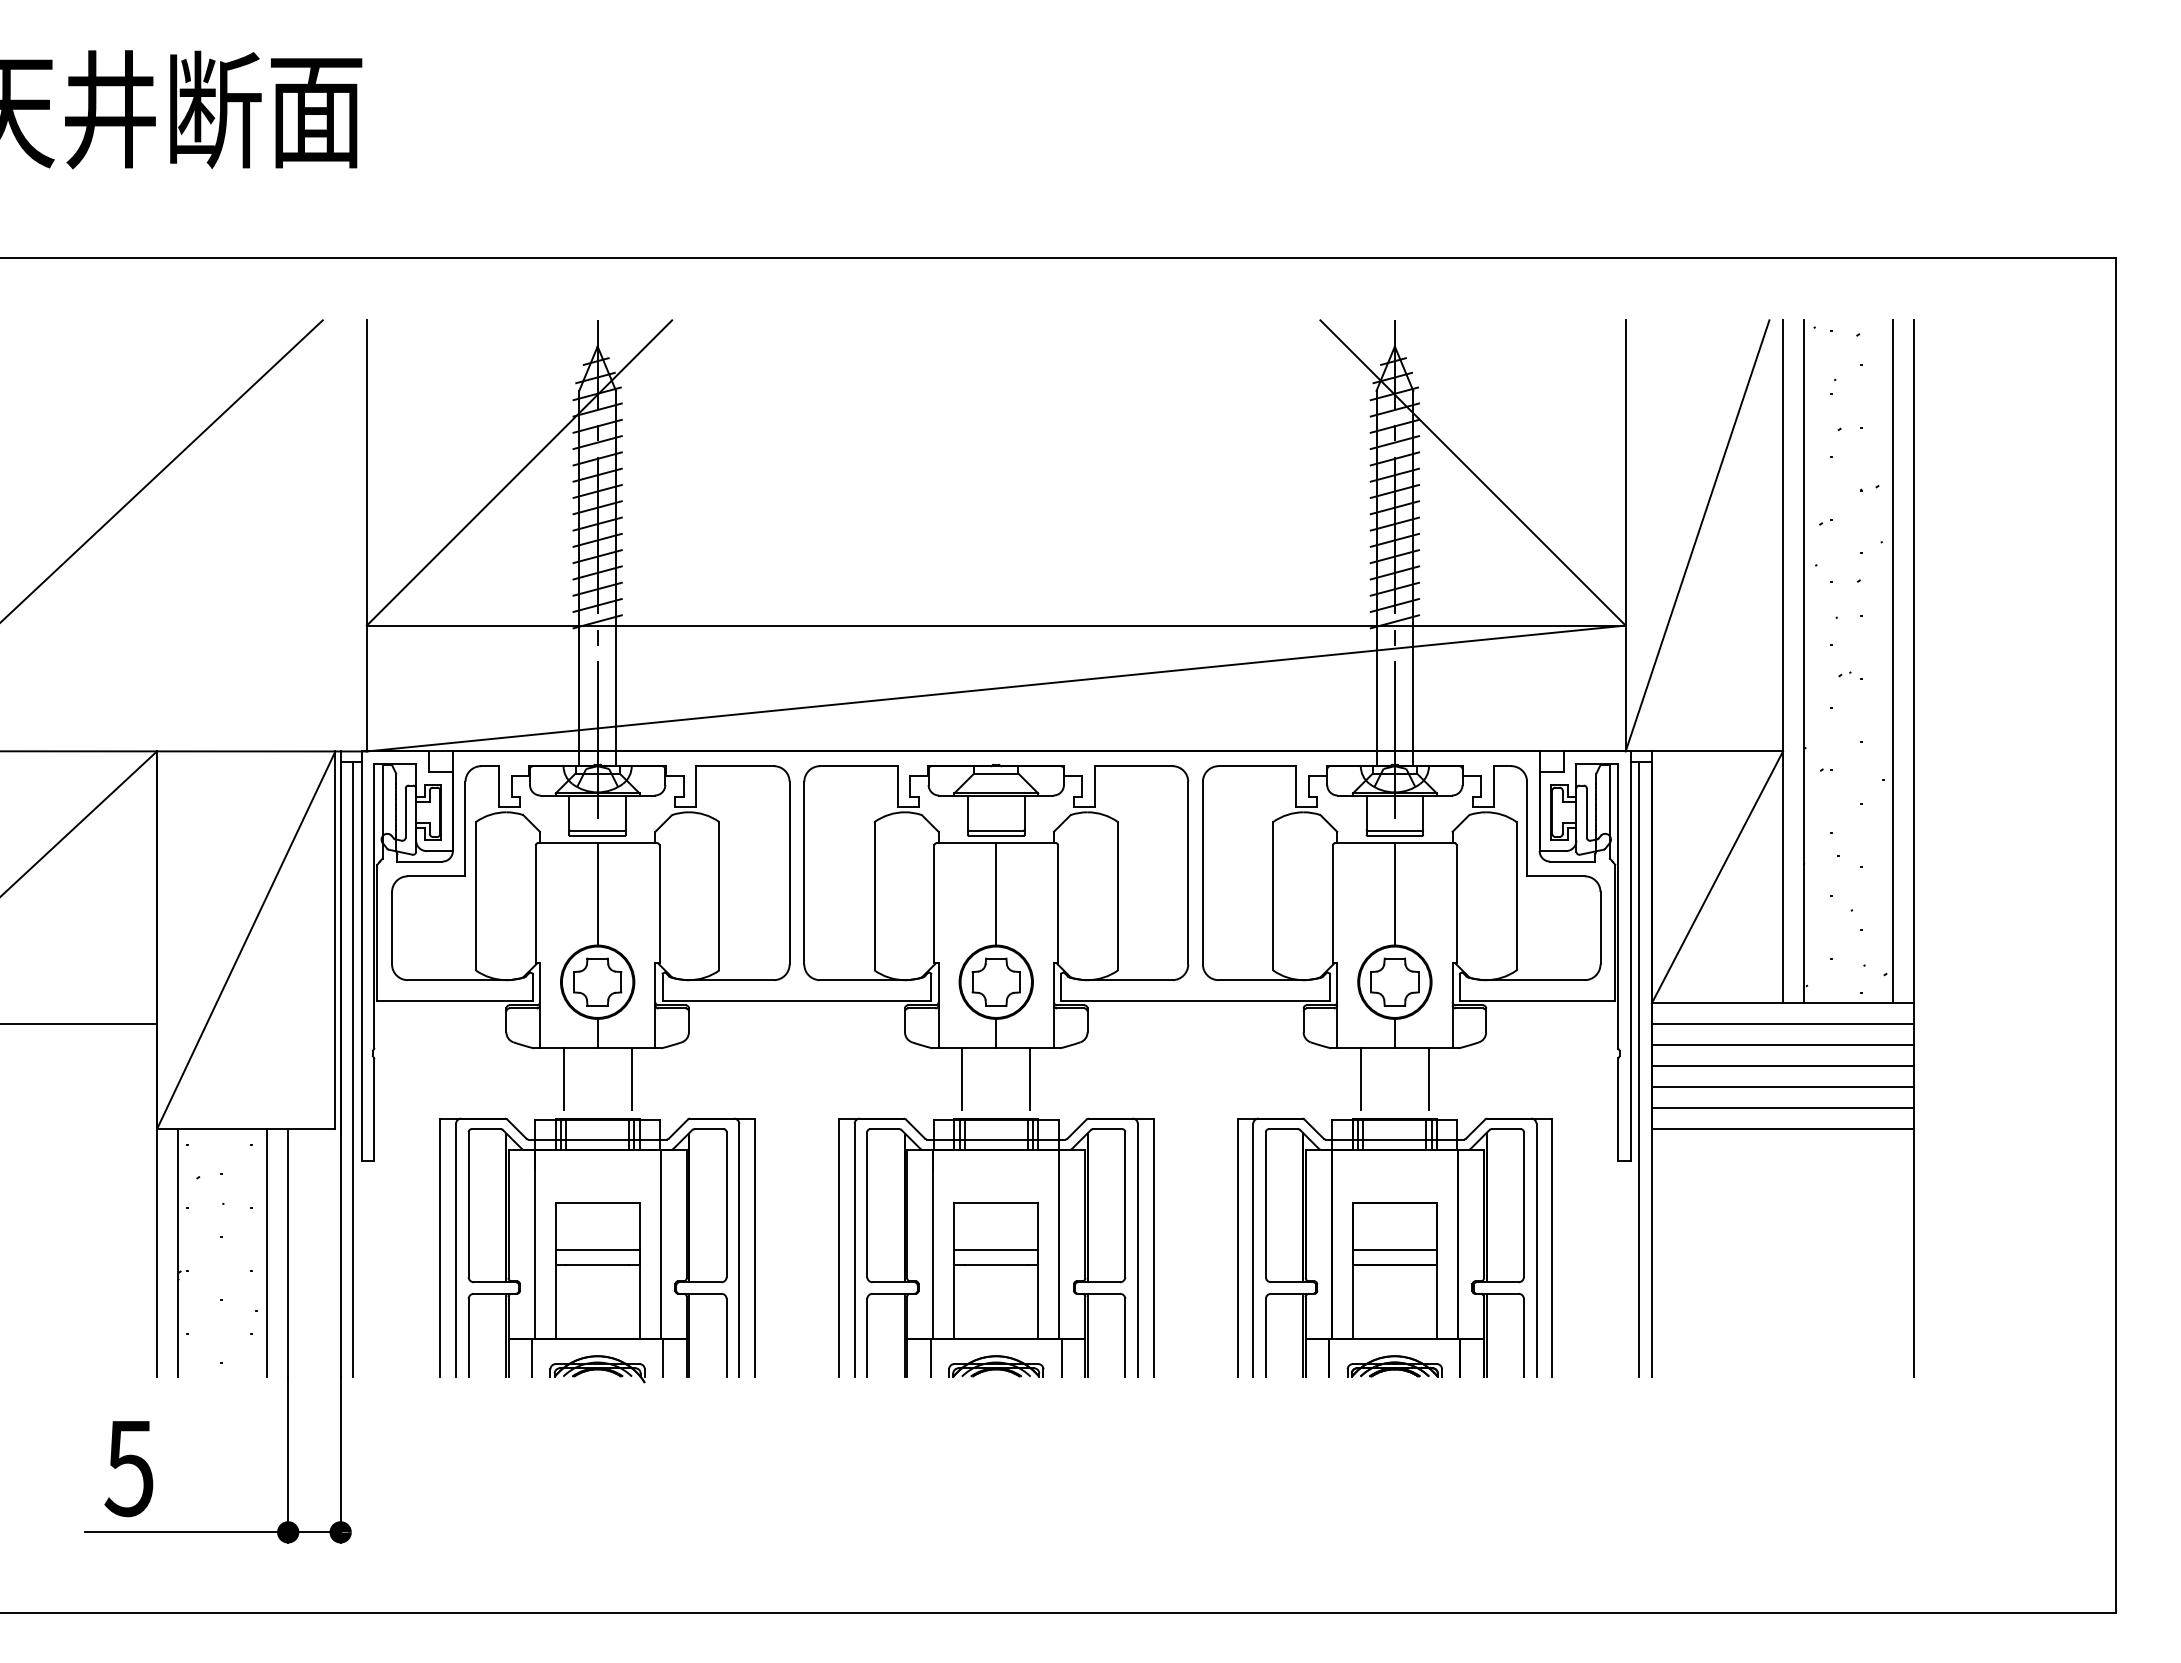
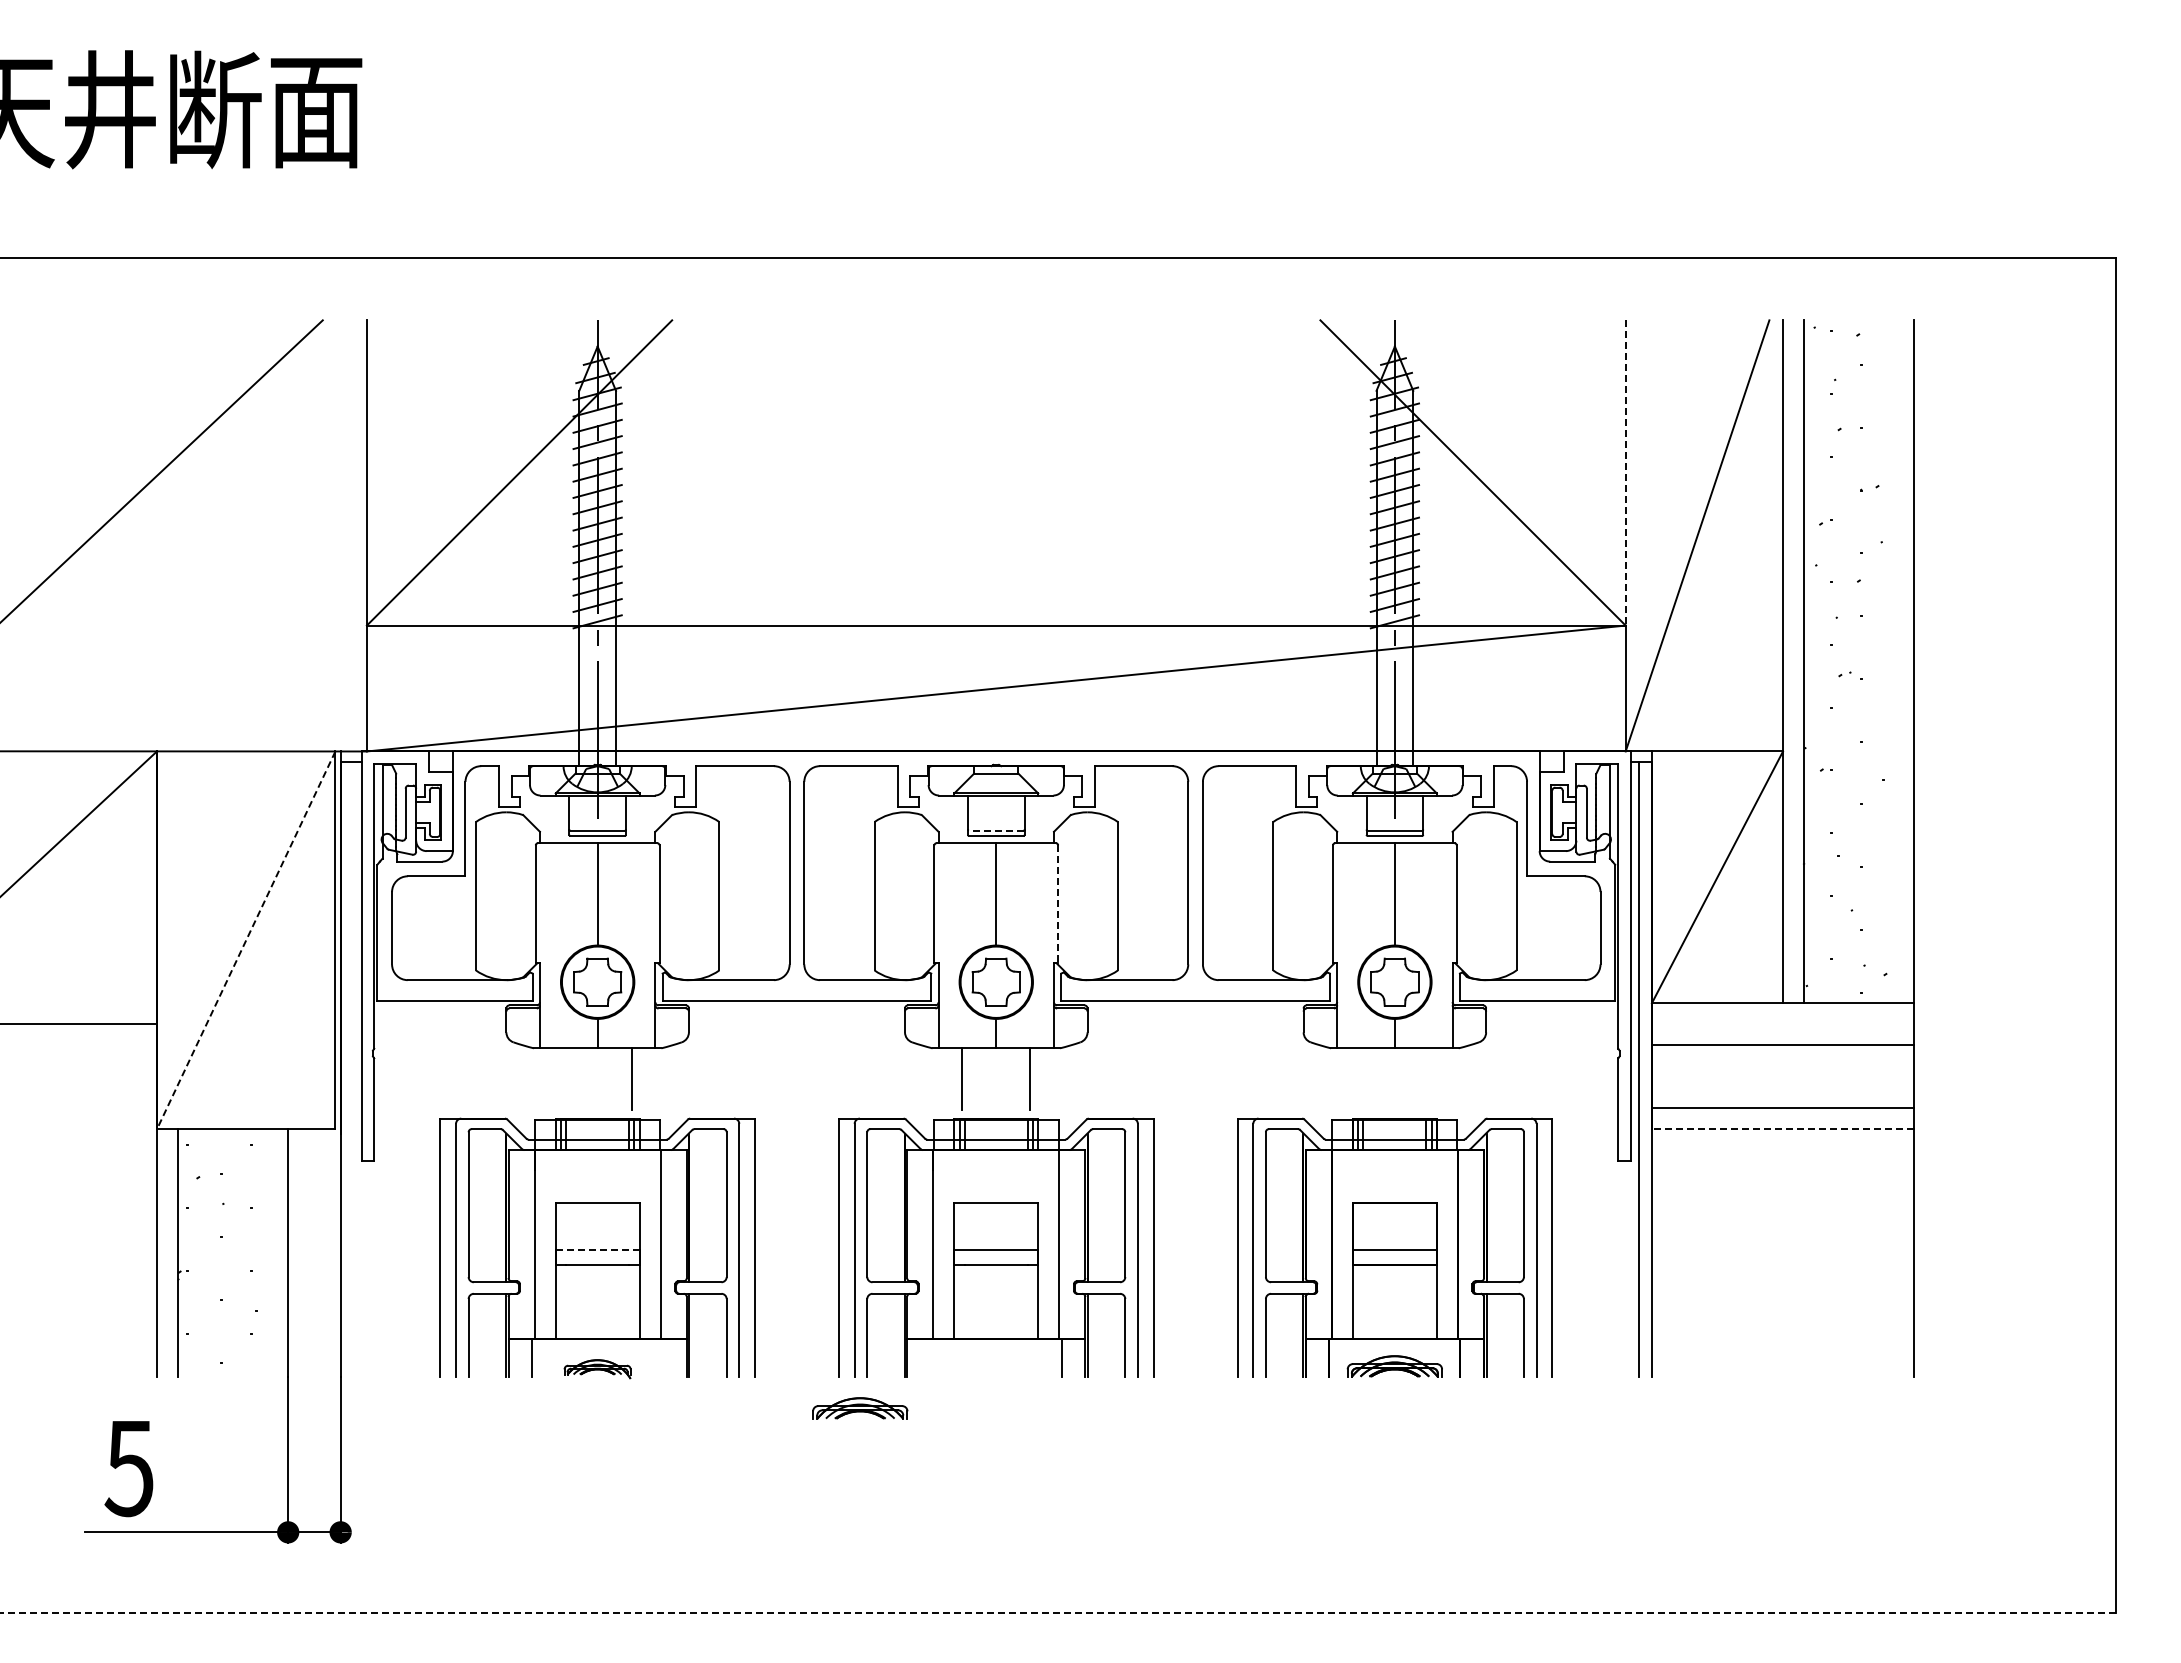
line: solid -> dashed (1625, 472)
line: present -> none (1893, 661)
line: solid -> dashed (995, 830)
line: solid -> dashed (1058, 904)
line: solid -> dashed (246, 940)
line: present -> none (1782, 1024)
line: present -> none (1782, 1066)
line: present -> none (353, 1068)
line: present -> none (563, 1078)
line: present -> none (1360, 1078)
line: present -> none (1429, 1078)
line: present -> none (1782, 1087)
line: solid -> dashed (1782, 1129)
line: solid -> dashed (597, 1249)
line: present -> none (267, 1252)
line: present -> none (663, 1357)
line: present -> none (930, 1357)
part position: (996, 1366) -> (860, 1408) (860, 1408)
part size: 97x29 px -> 69x21 px (597, 1369)
line: solid -> dashed (1057, 1613)
